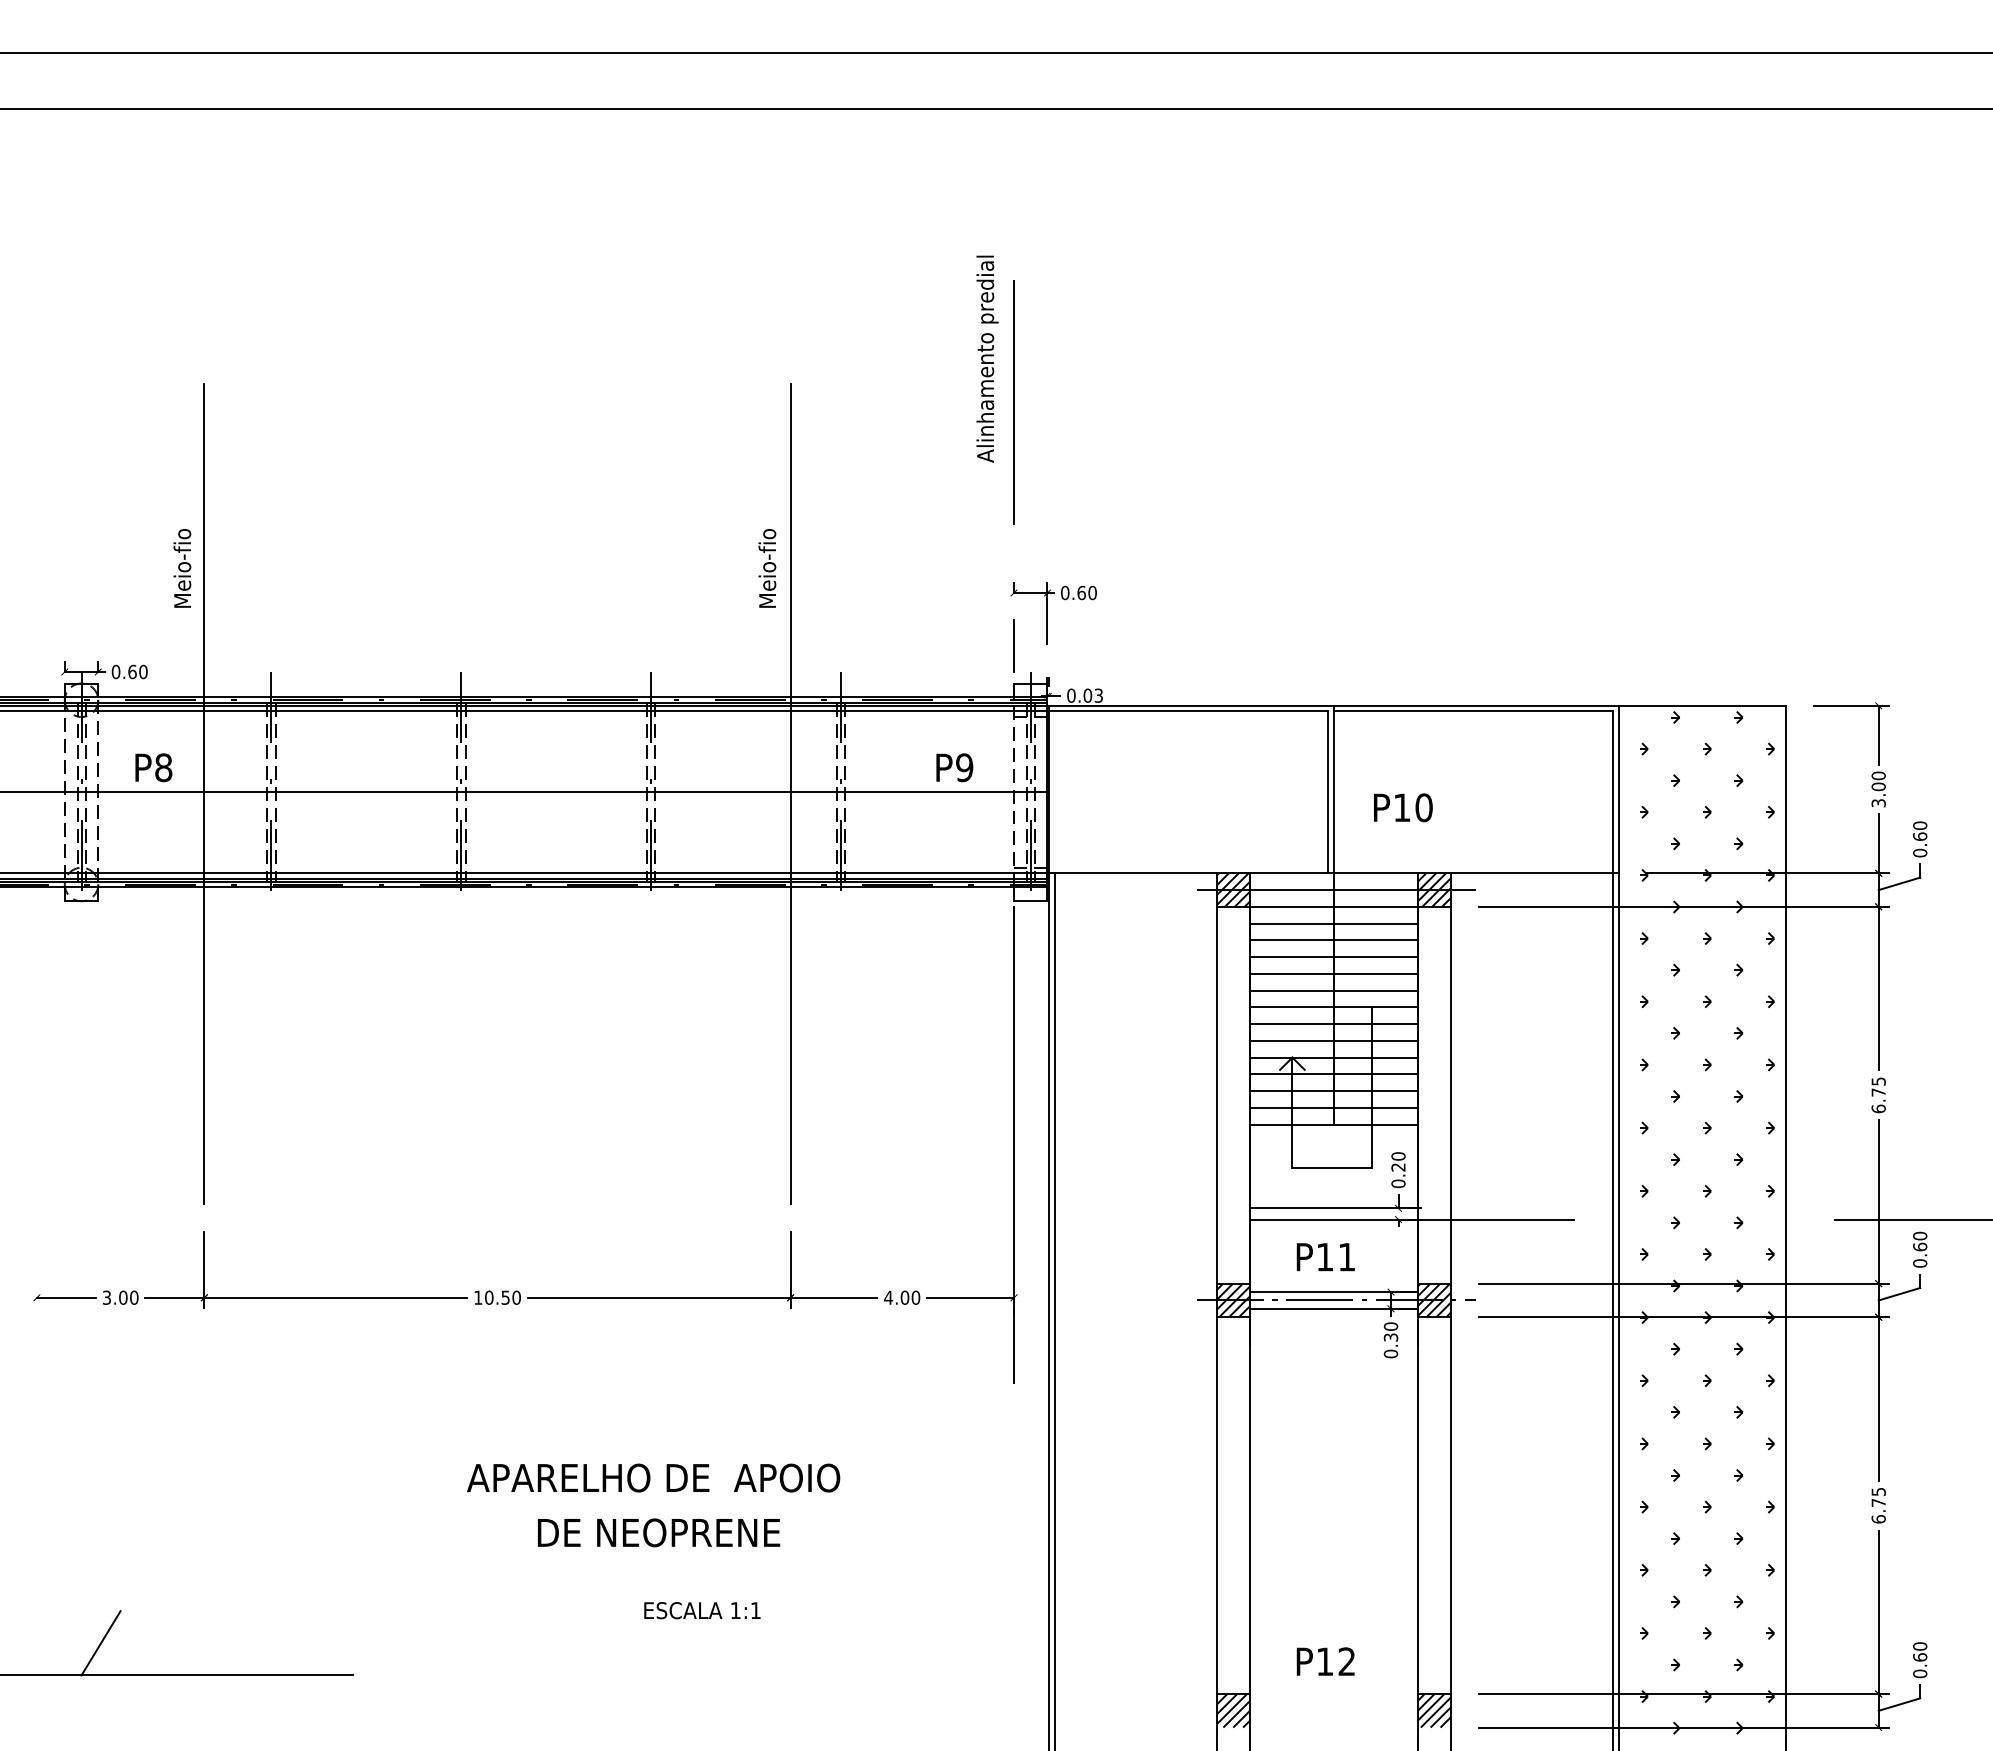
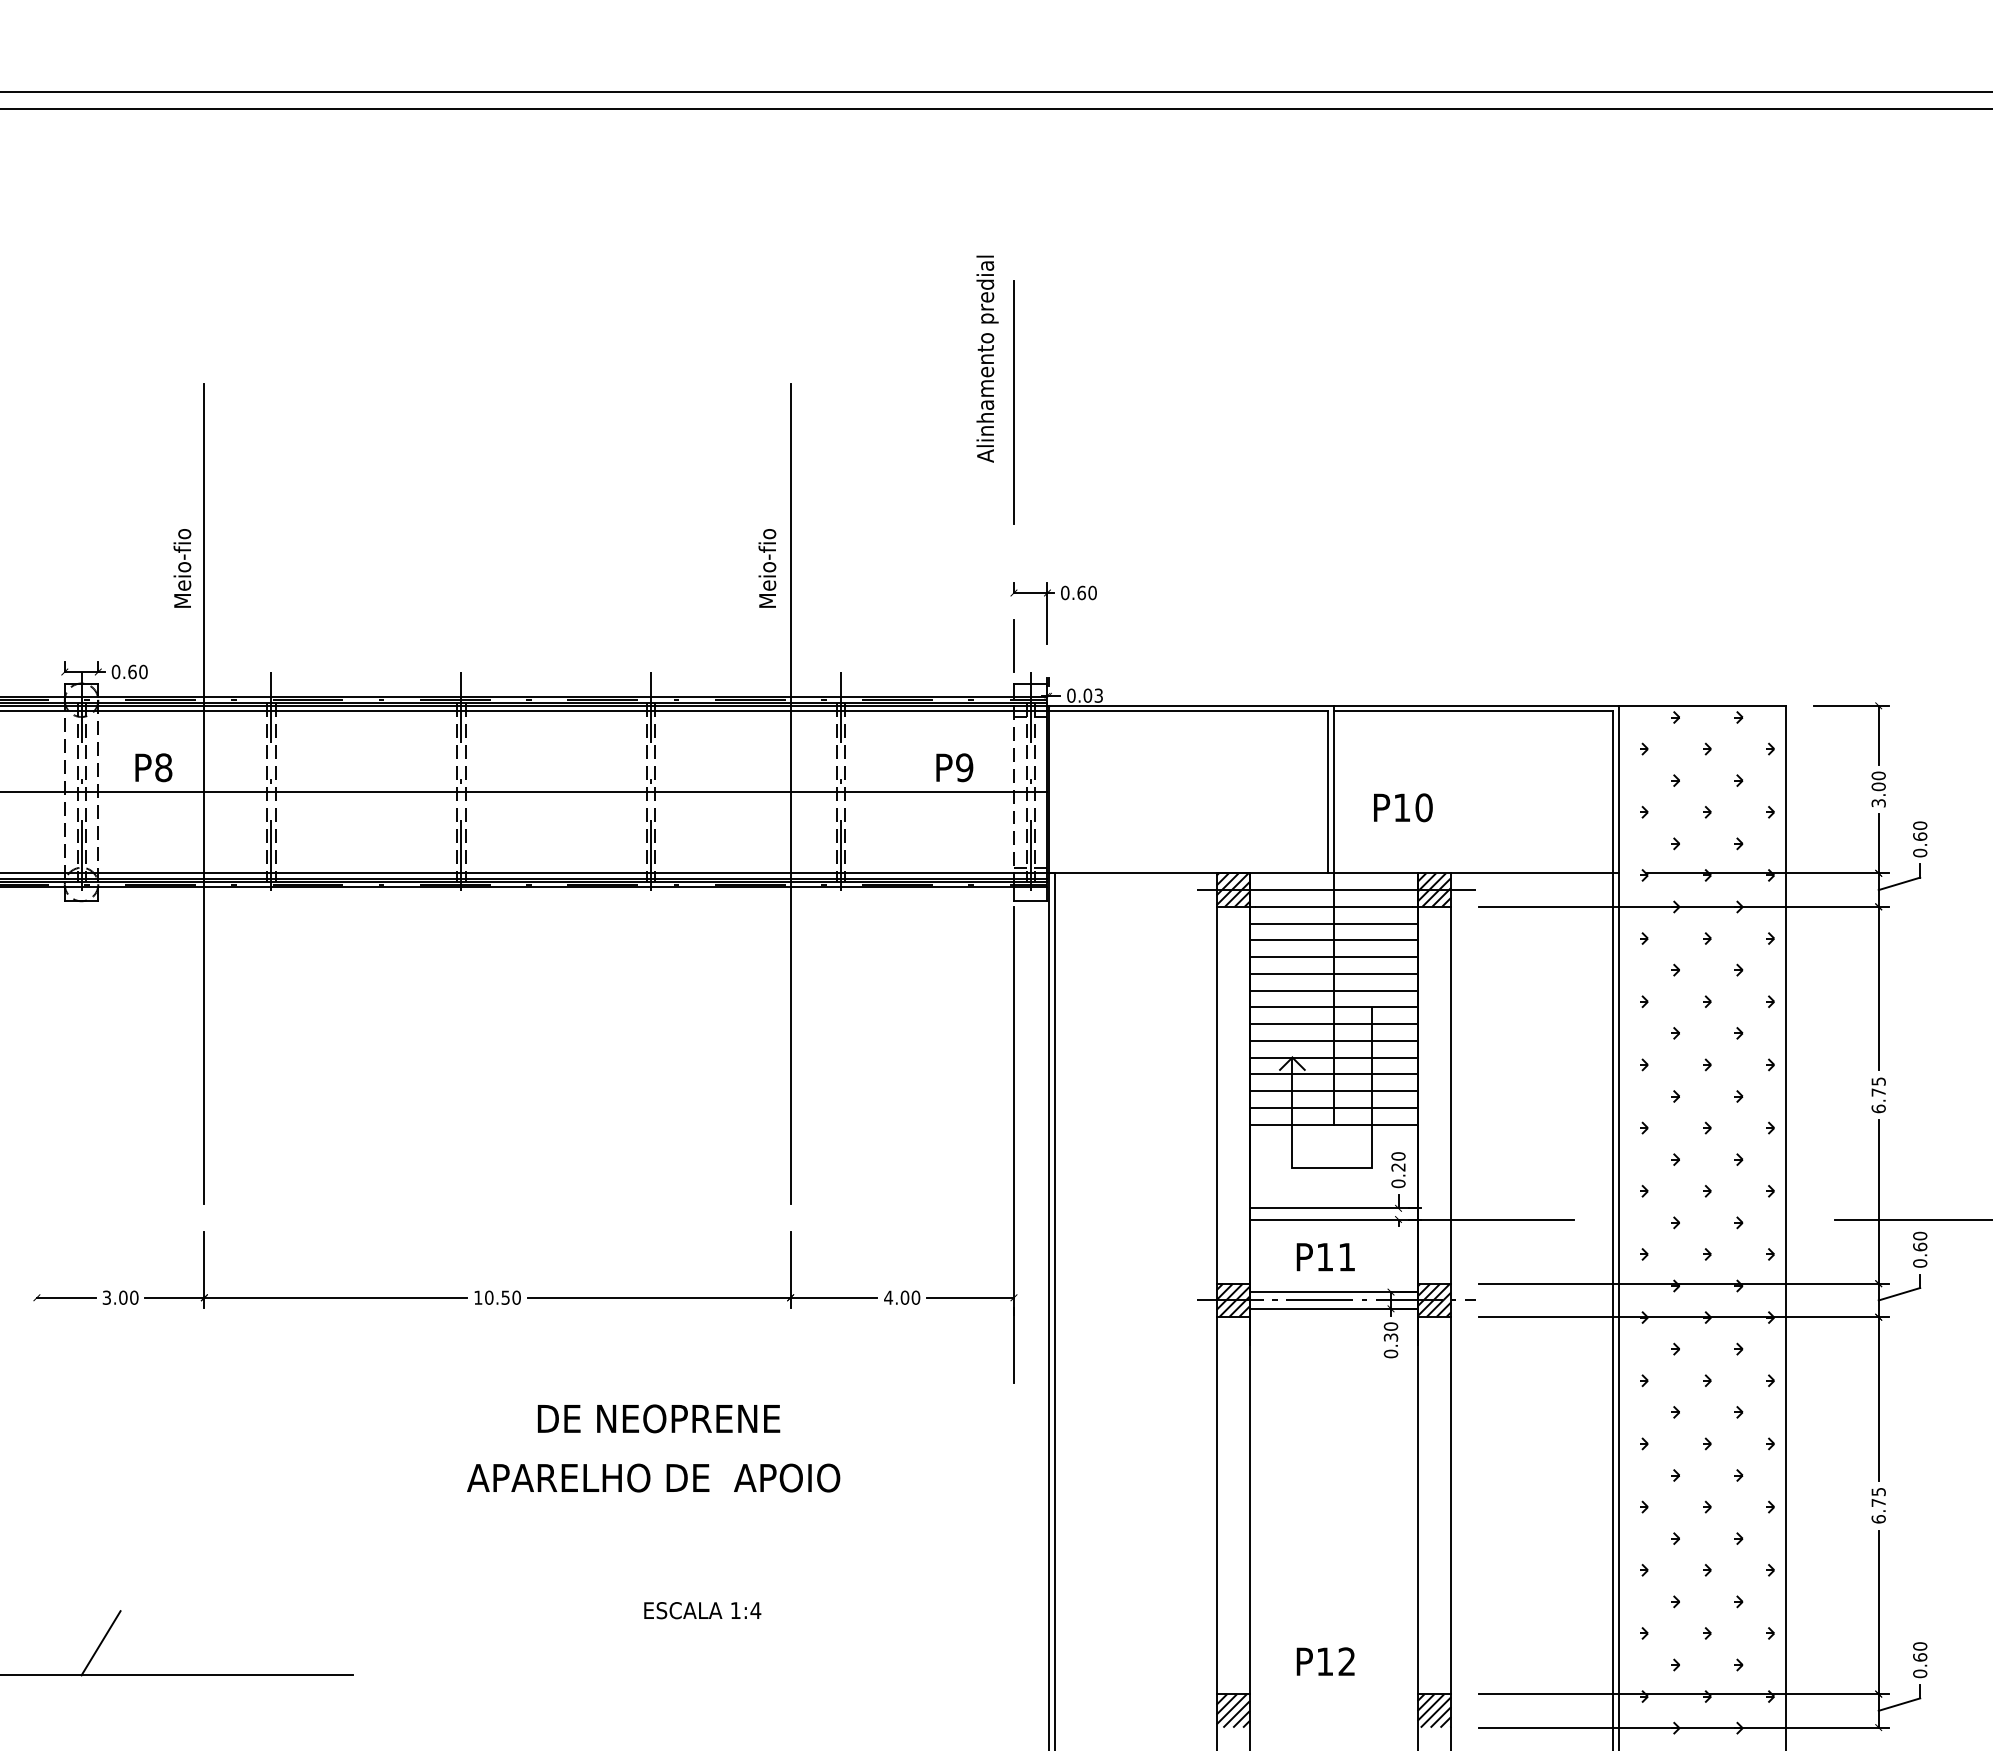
line position: (995, 52) -> (995, 91) (995, 91)
text position: (659, 1532) -> (659, 1418) (659, 1418)
text: 1:1 -> 1:4 (755, 1610)
